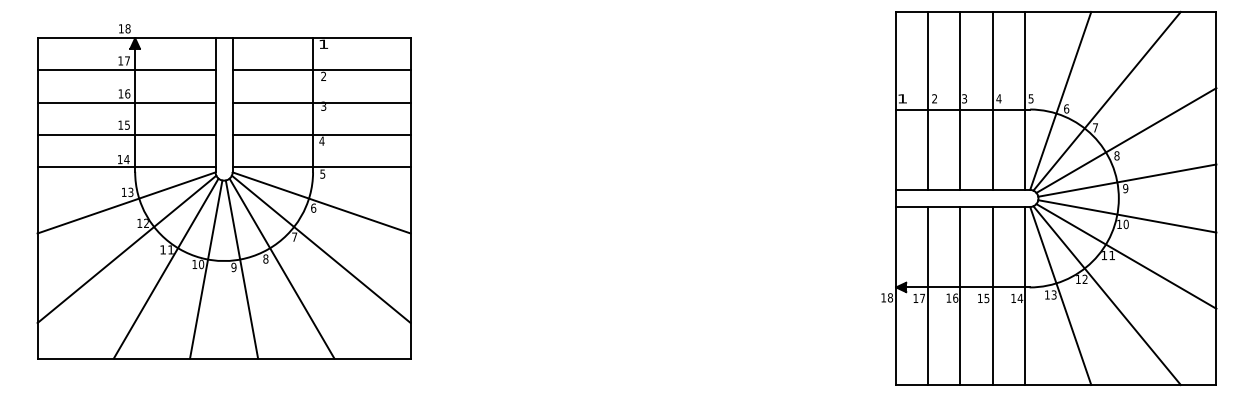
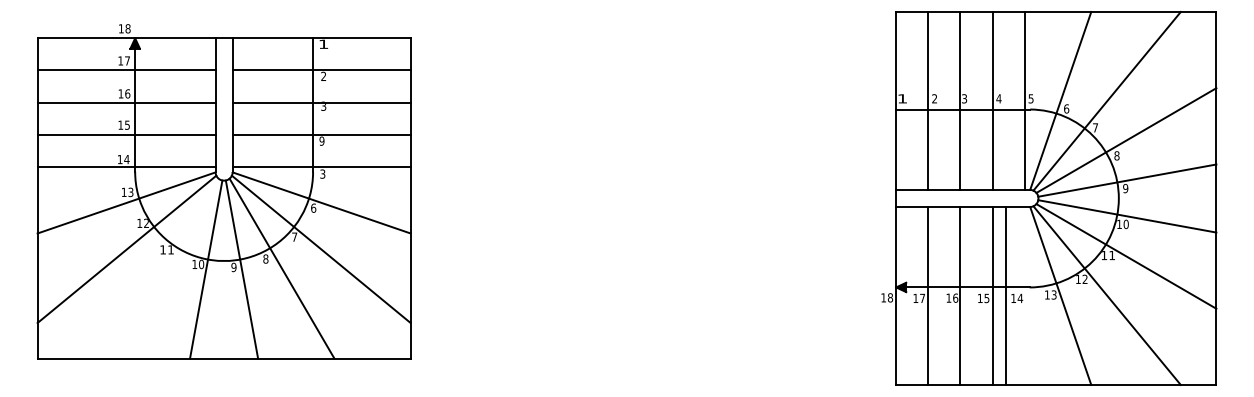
text: 4 -> 9 (321, 140)
text: 5 -> 3 (322, 173)
line: present -> none (165, 268)
line position: (1024, 296) -> (1005, 296) (1005, 296)
